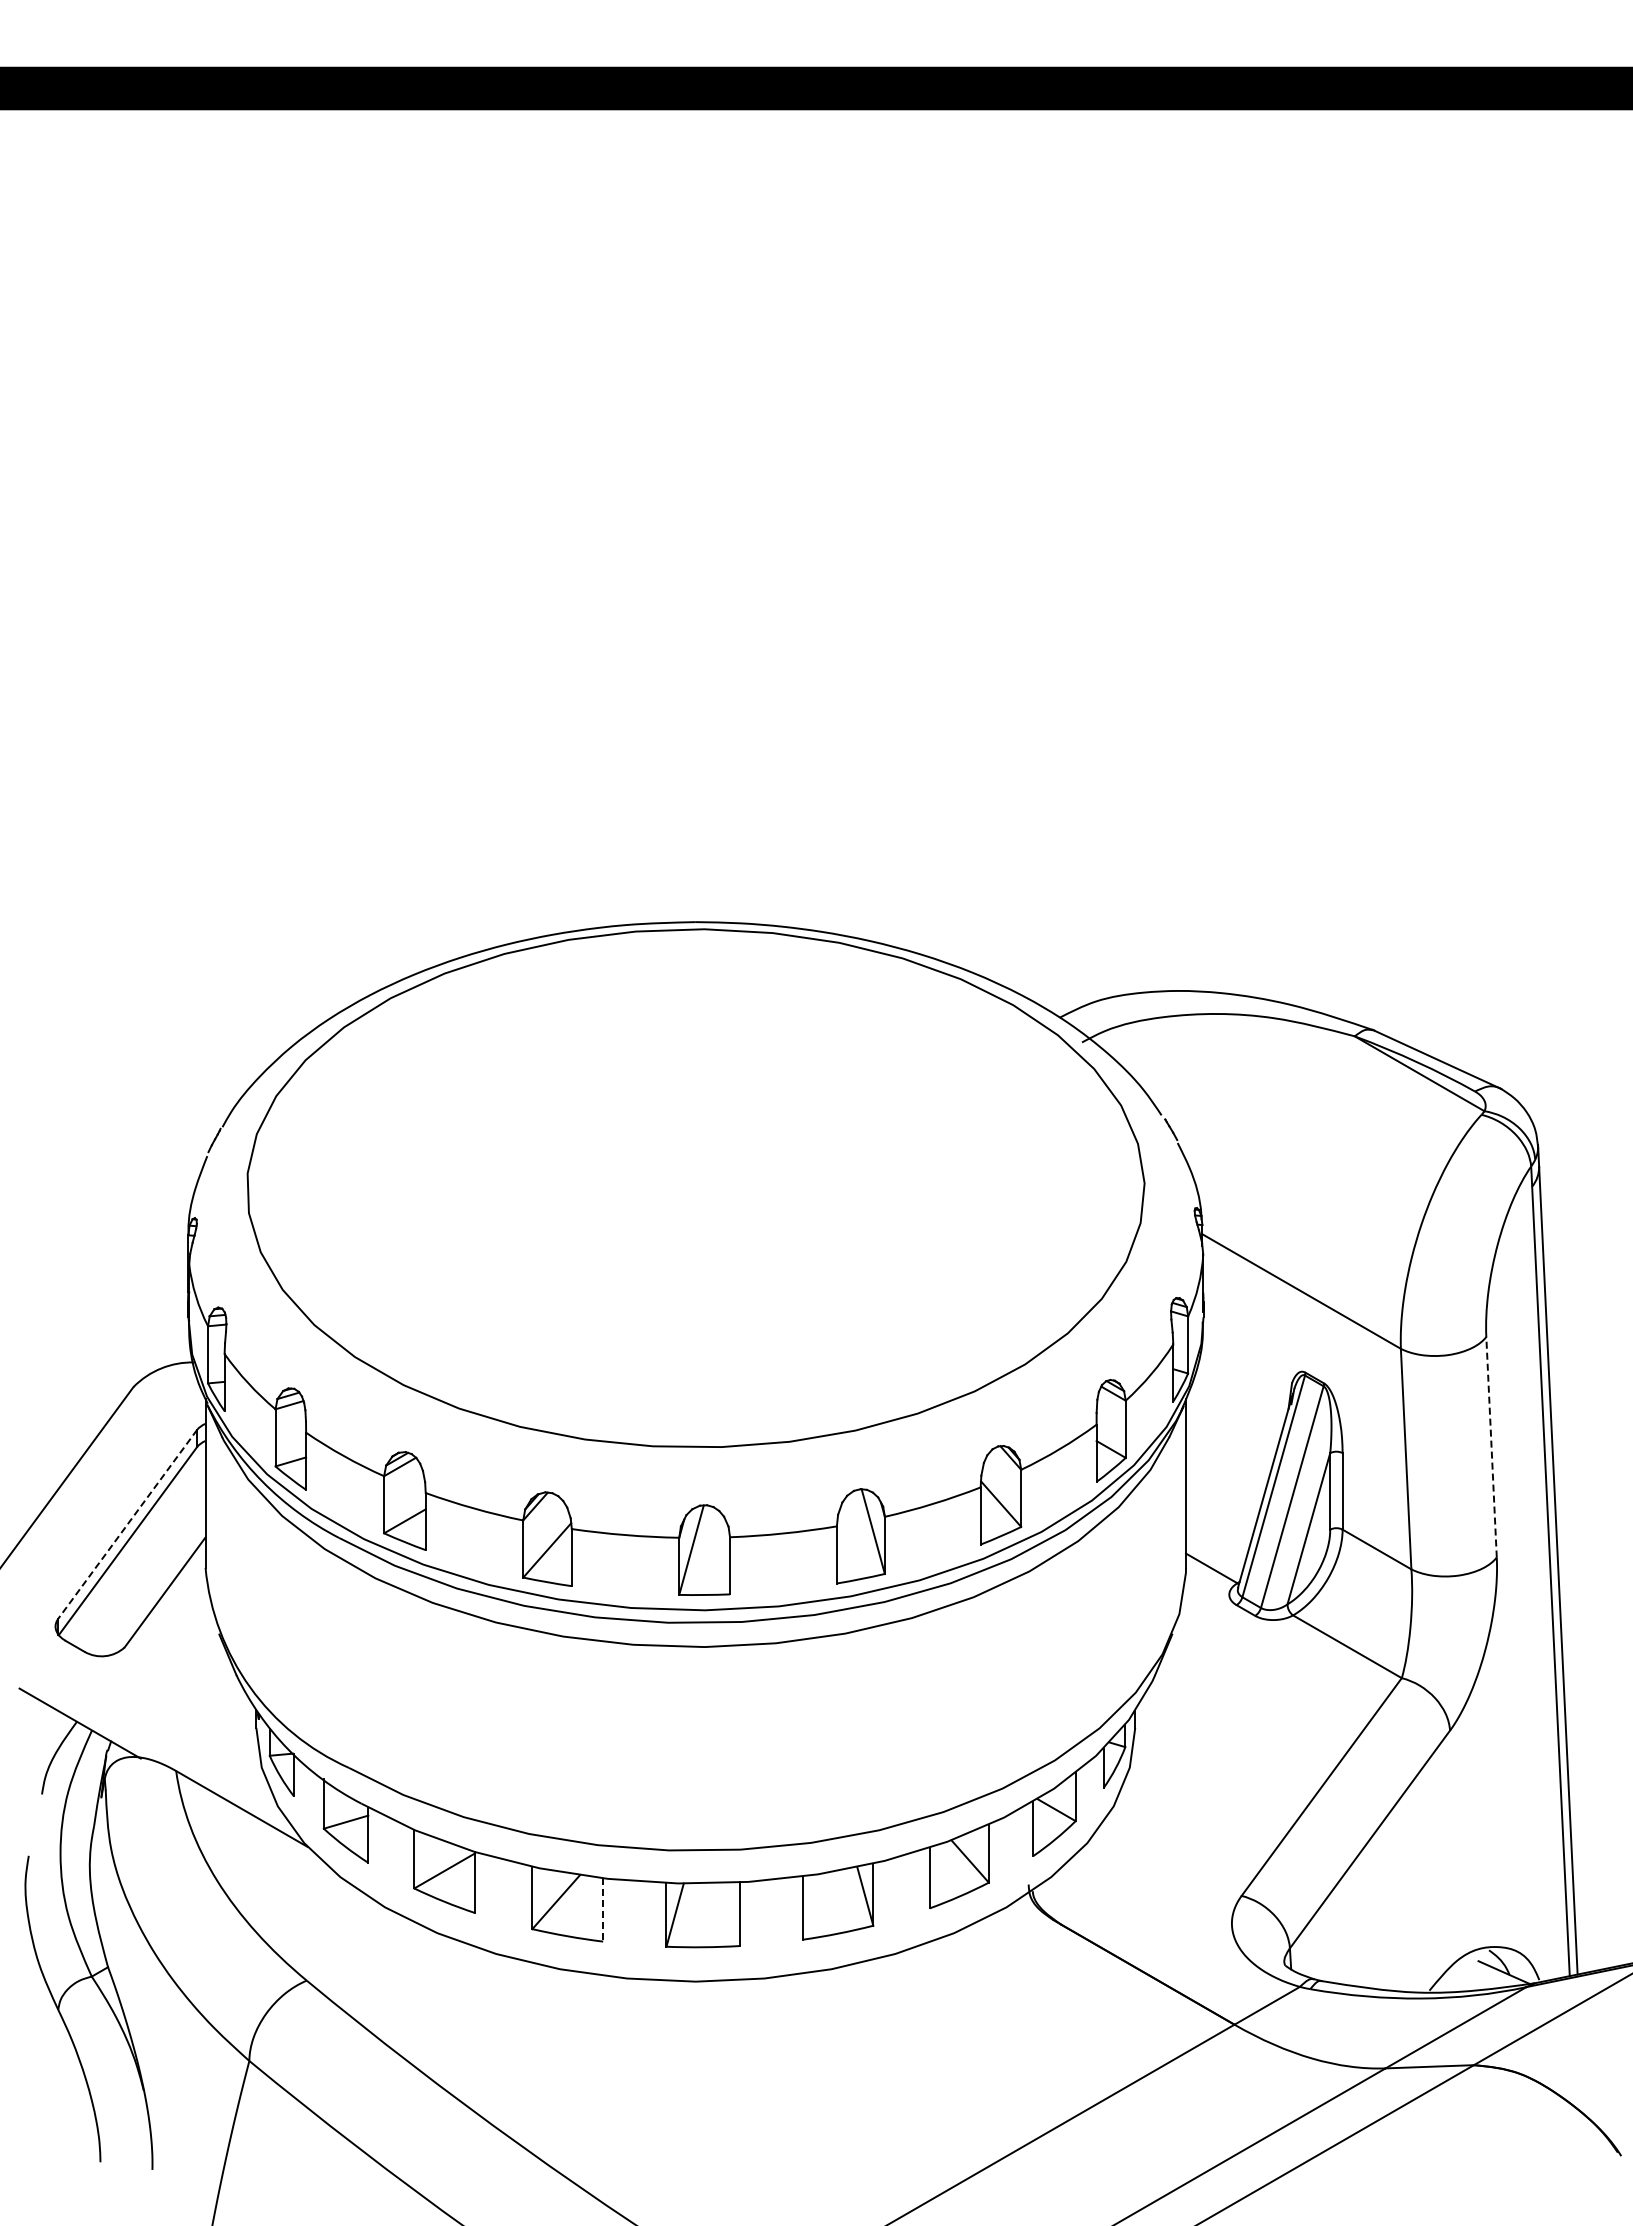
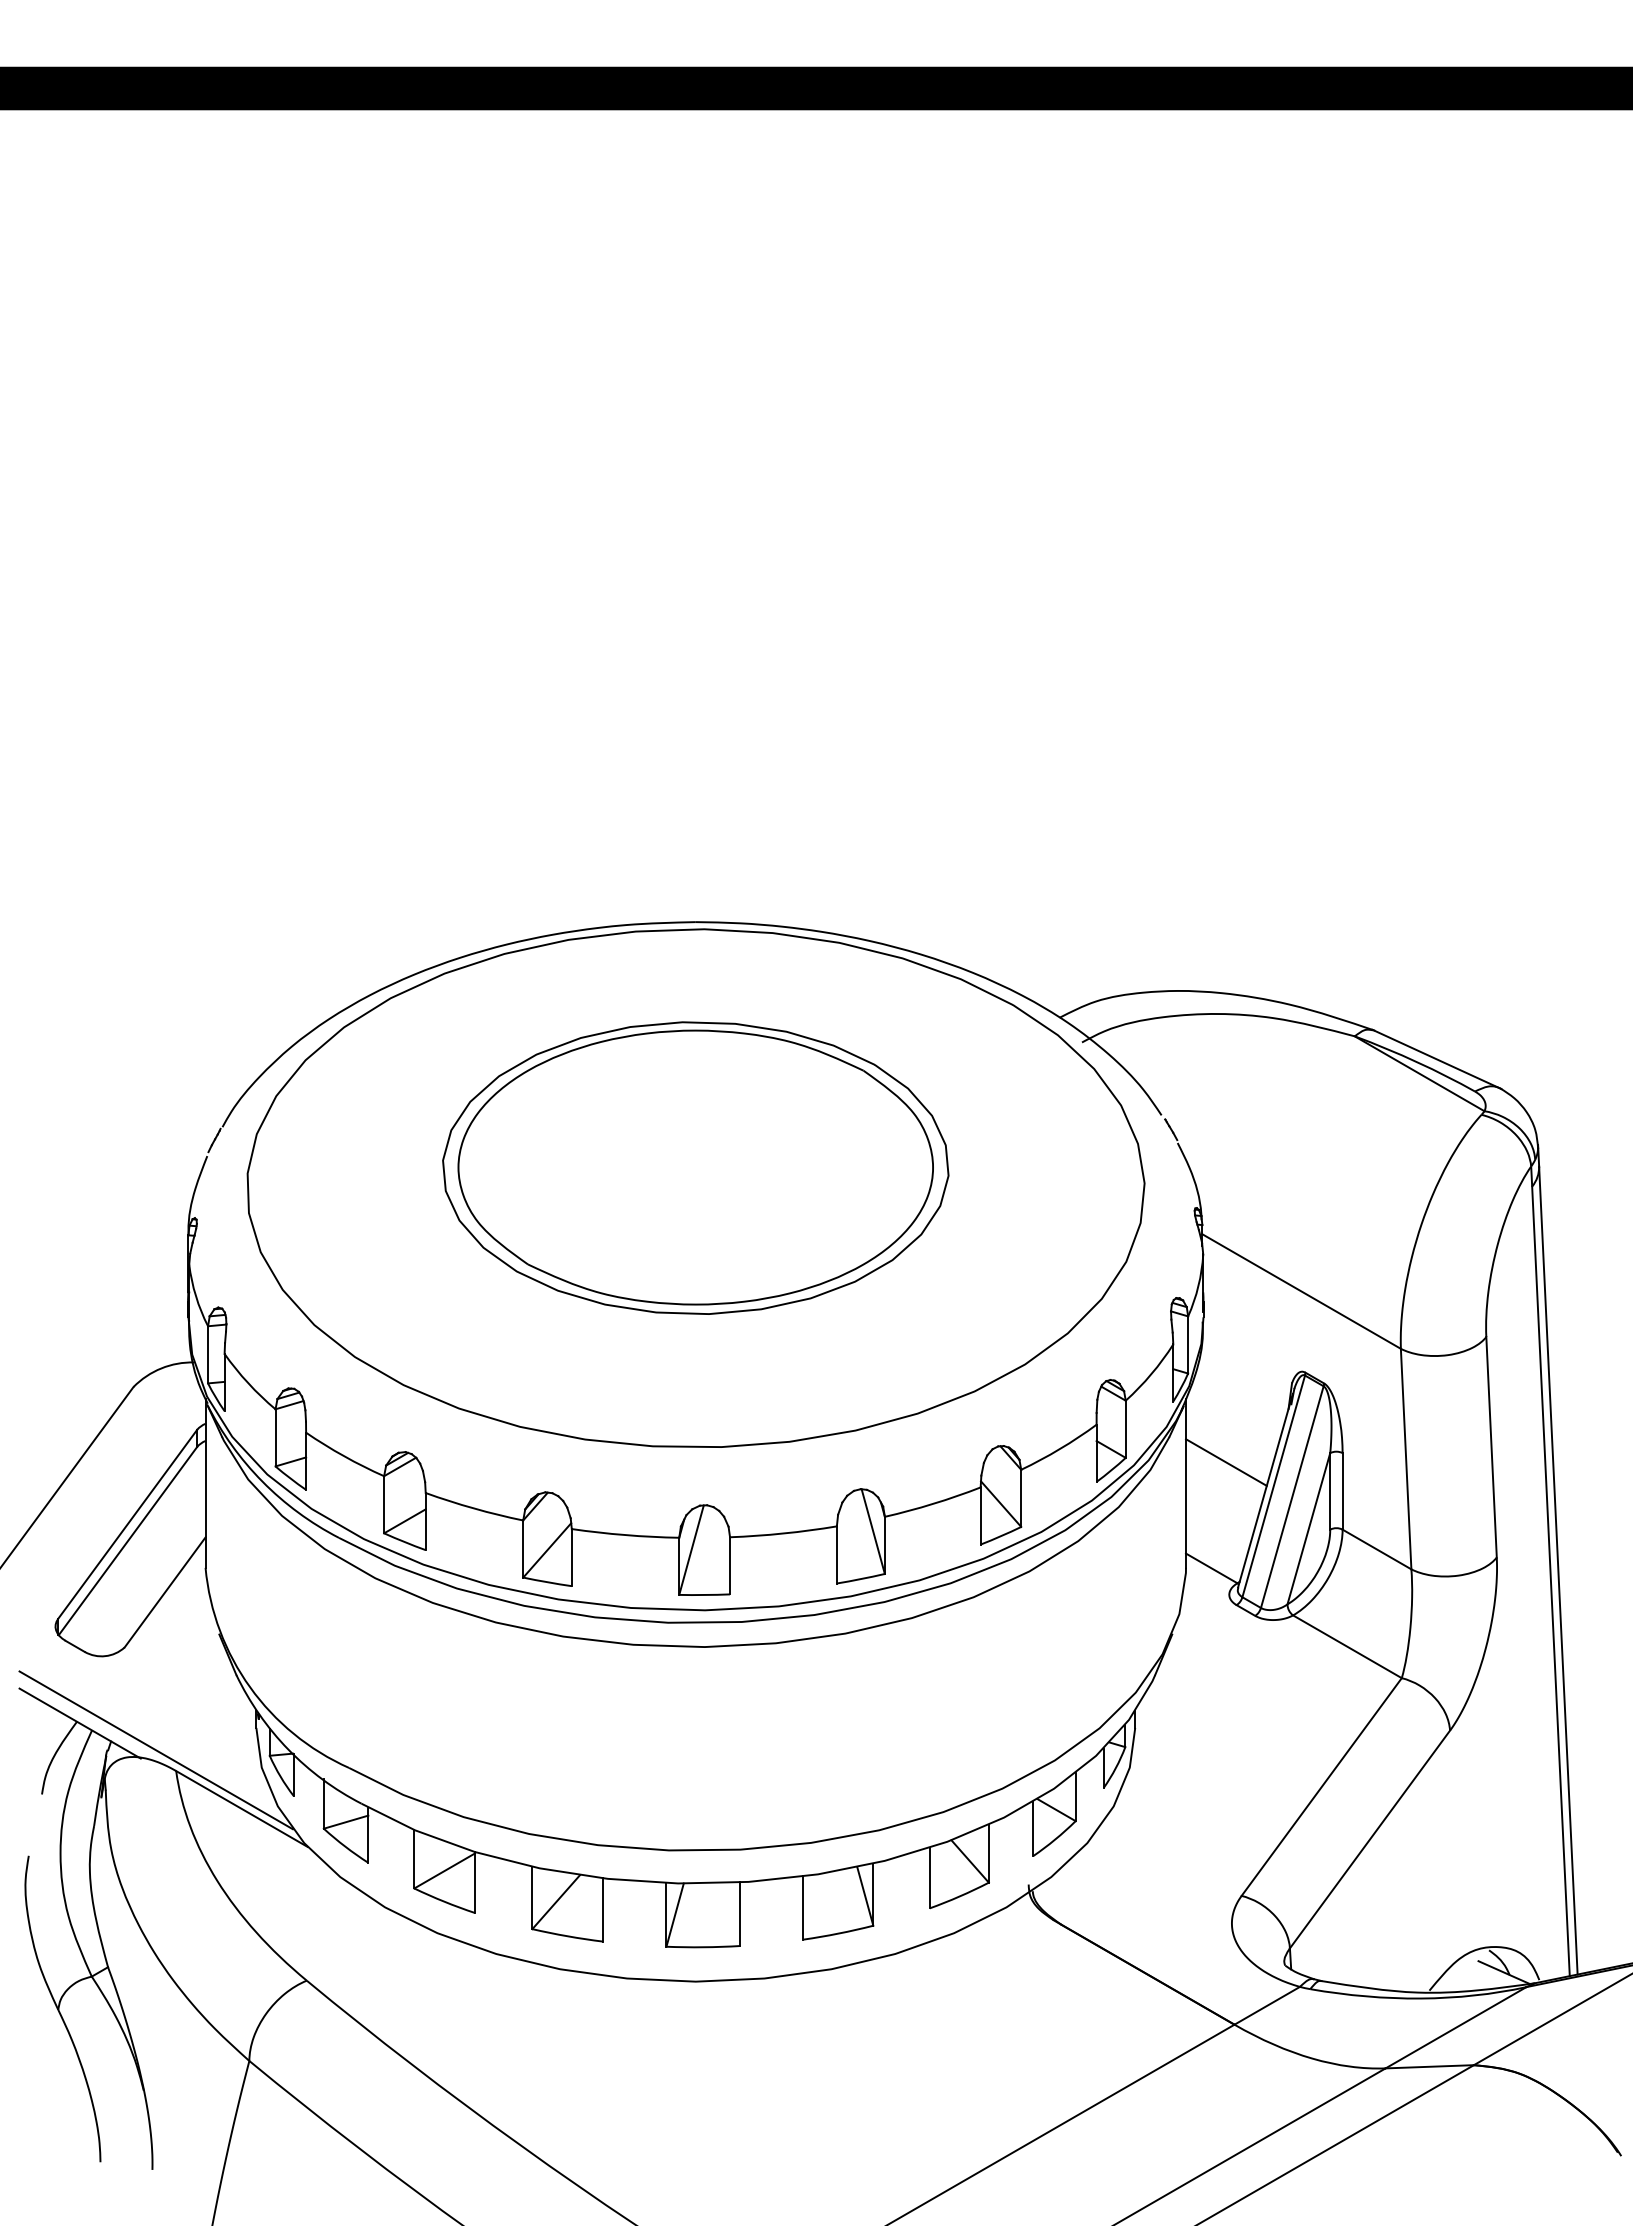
part: none -> present (695, 1167)
line: dashed -> solid (1491, 1446)
line: none -> present (1226, 1462)
line: dashed -> solid (127, 1524)
line: none -> present (155, 1750)
line: dashed -> solid (603, 1909)
